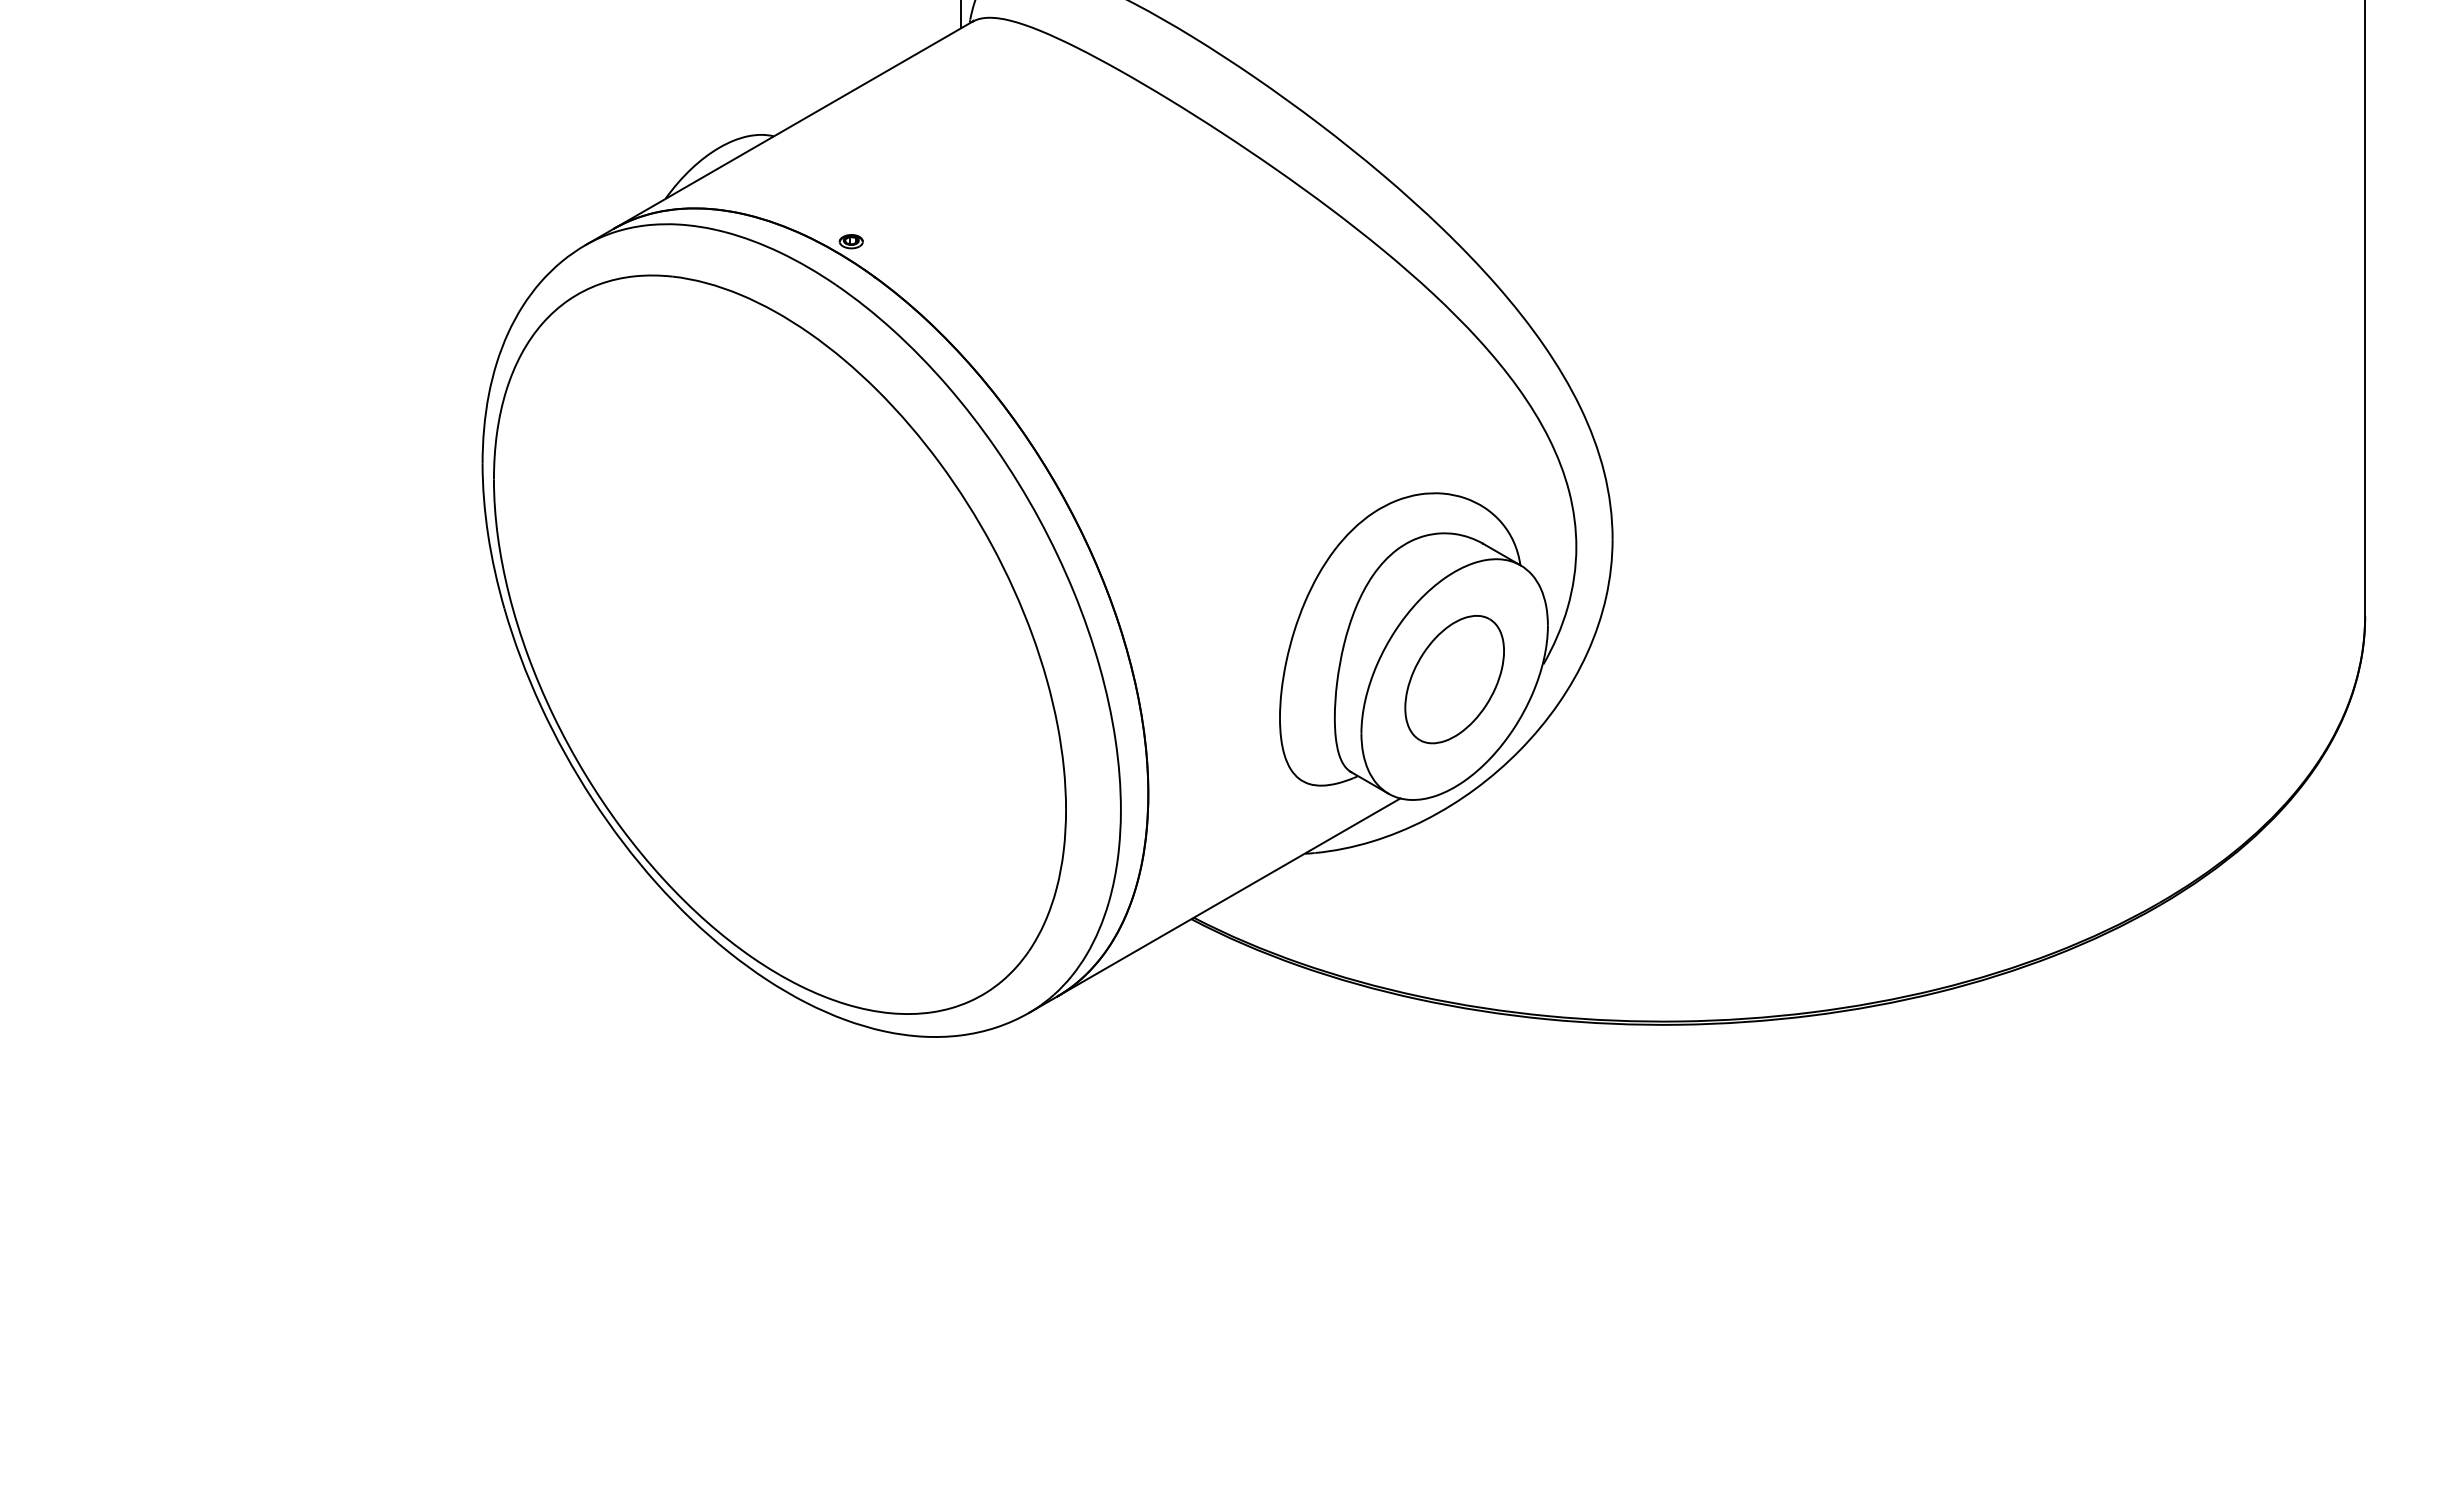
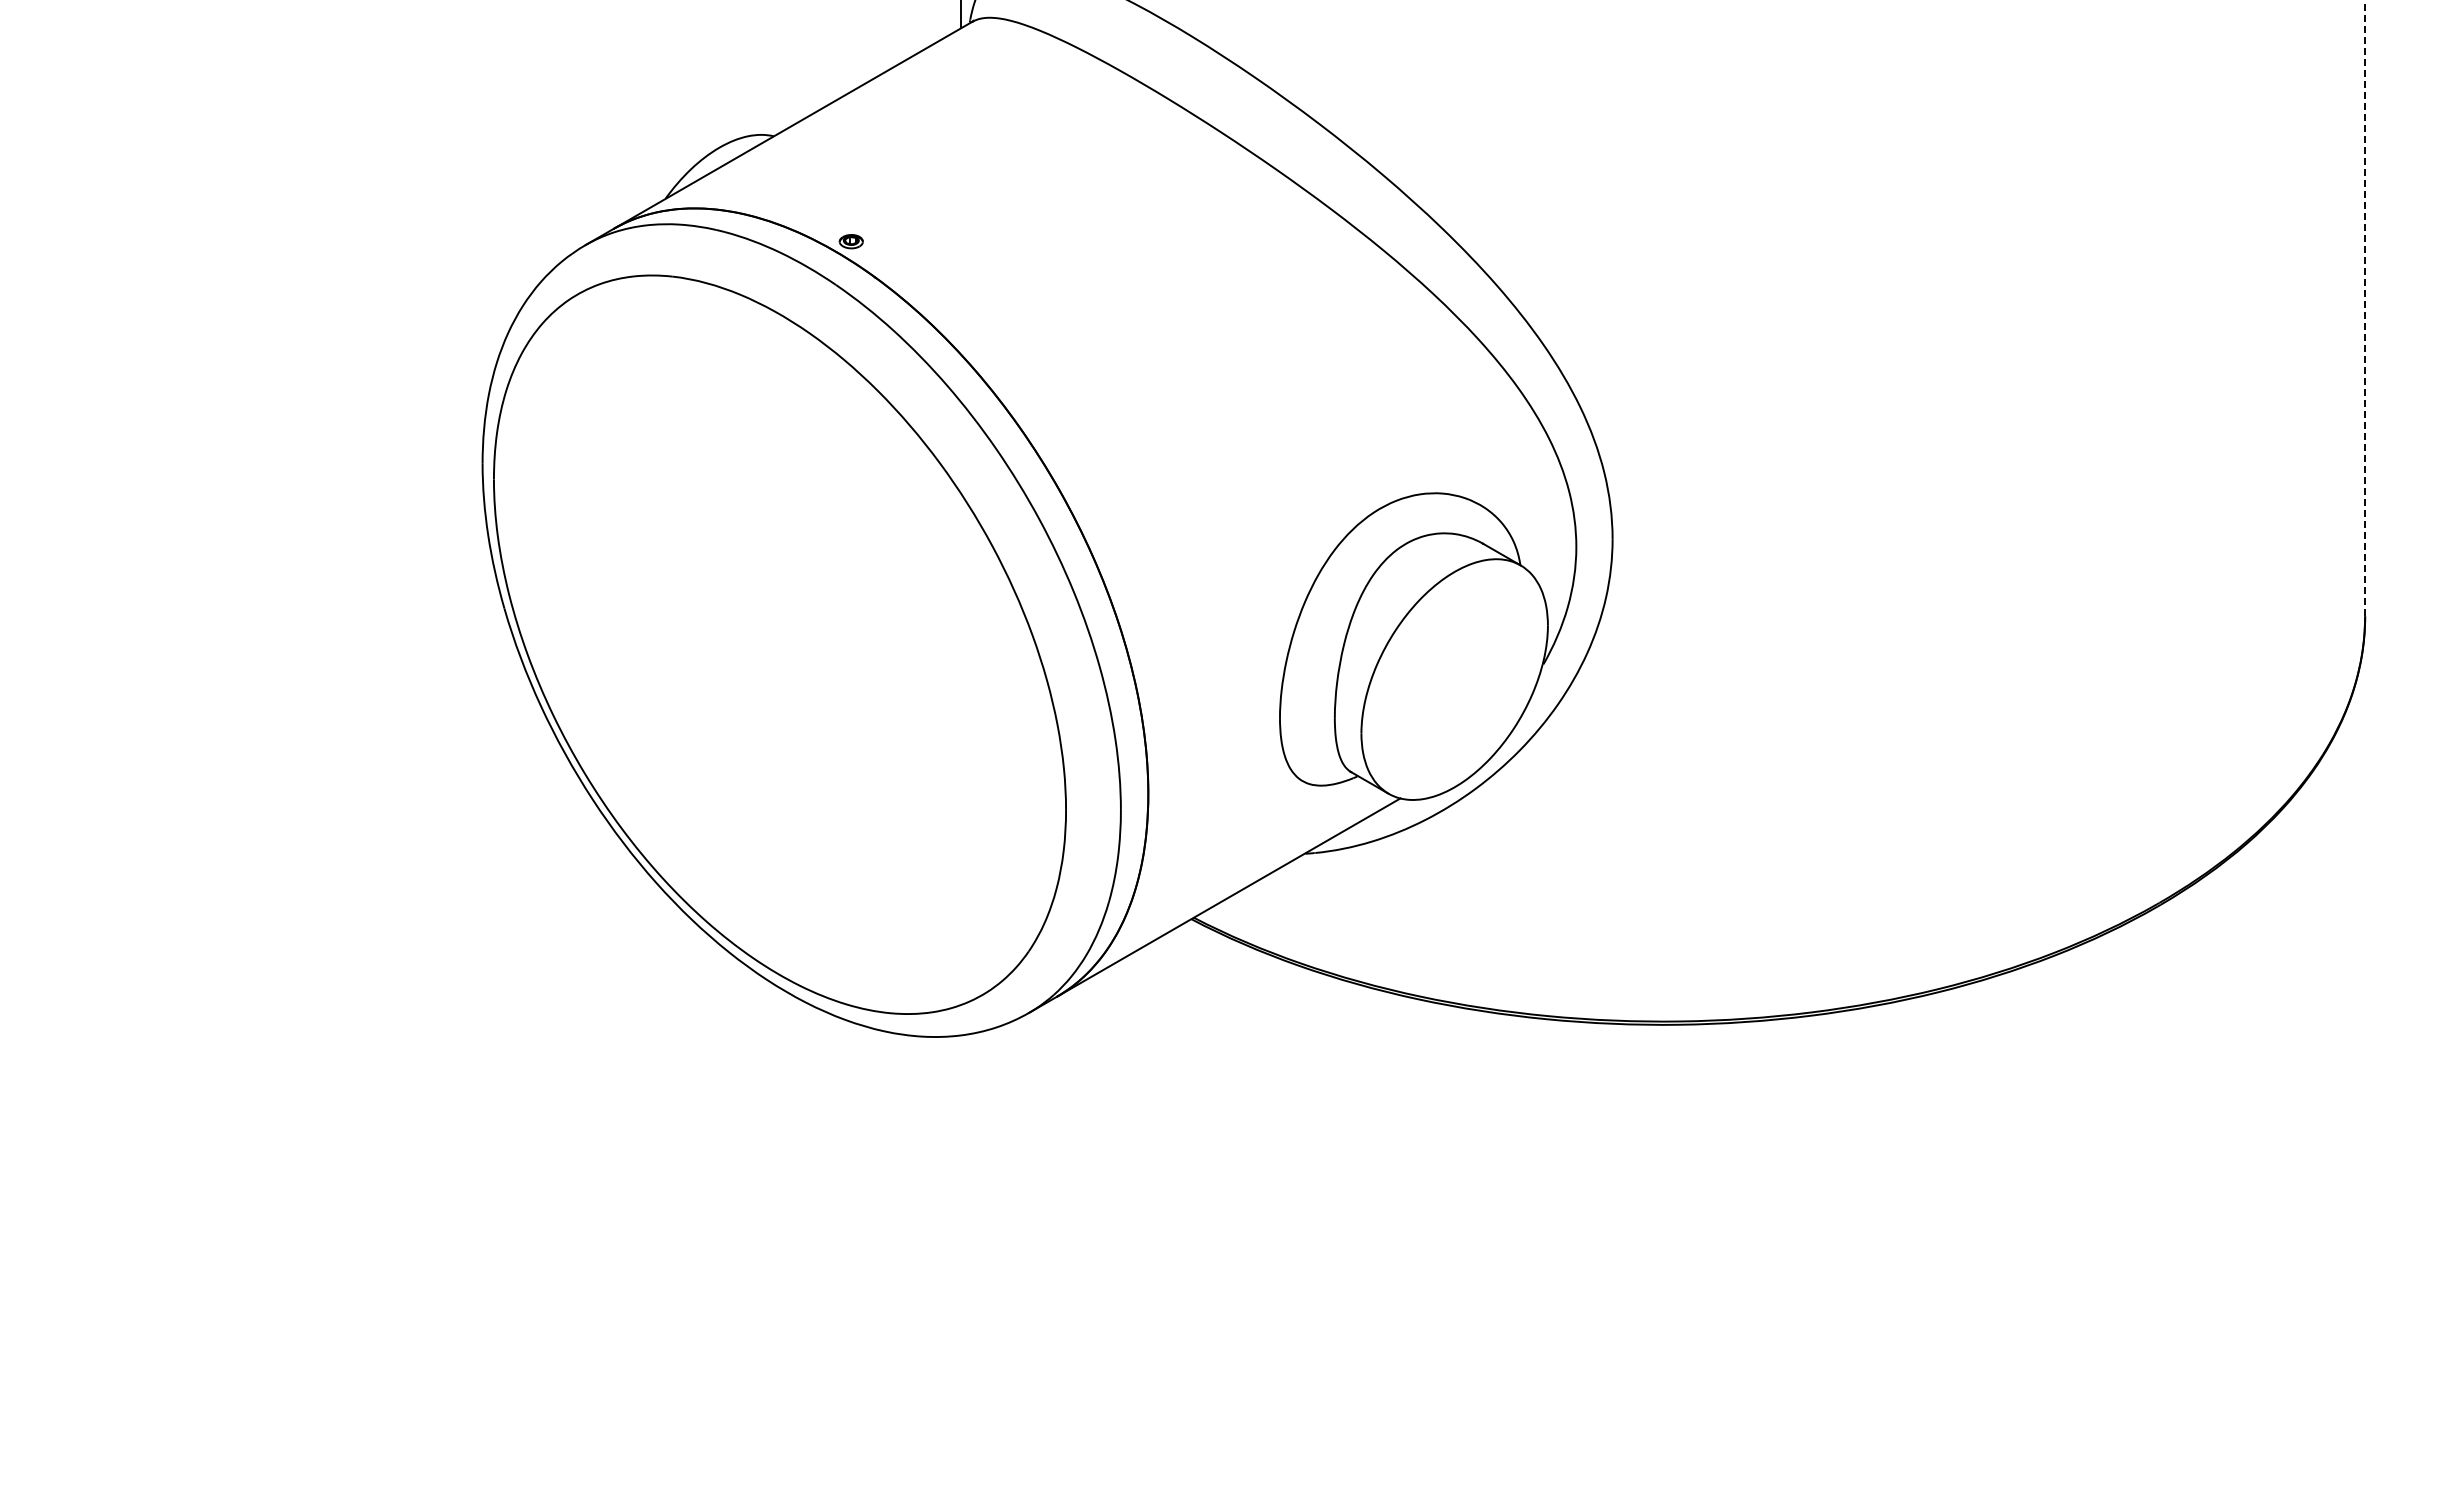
line: solid -> dashed (2365, 308)
part: present -> none (1454, 679)
